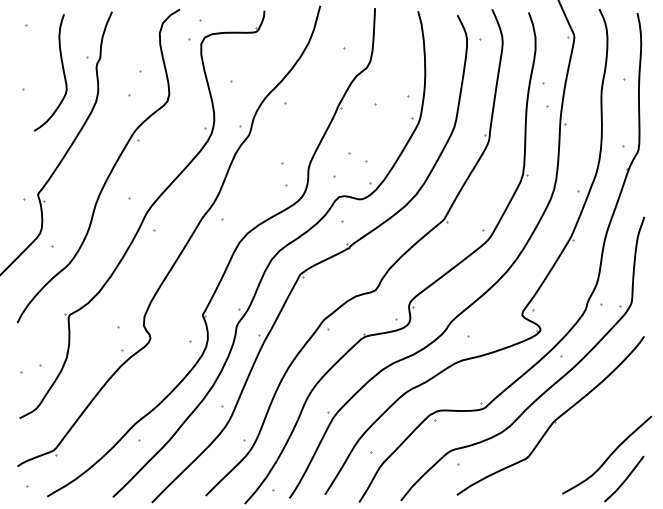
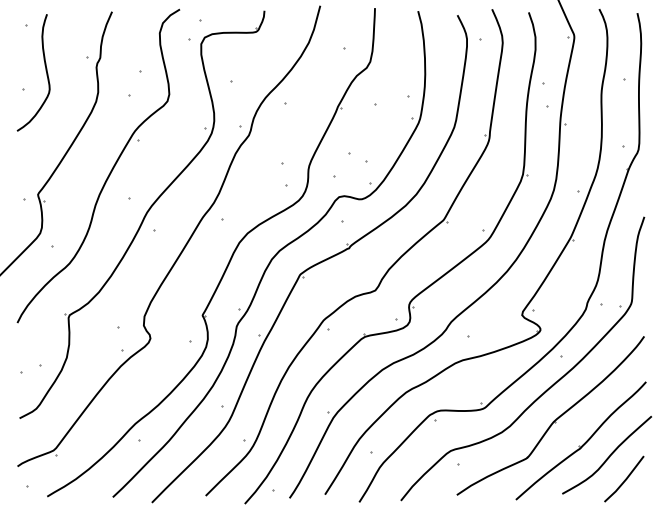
curve position: (62, 71) -> (45, 71) (45, 71)
part: none -> present (580, 440)
